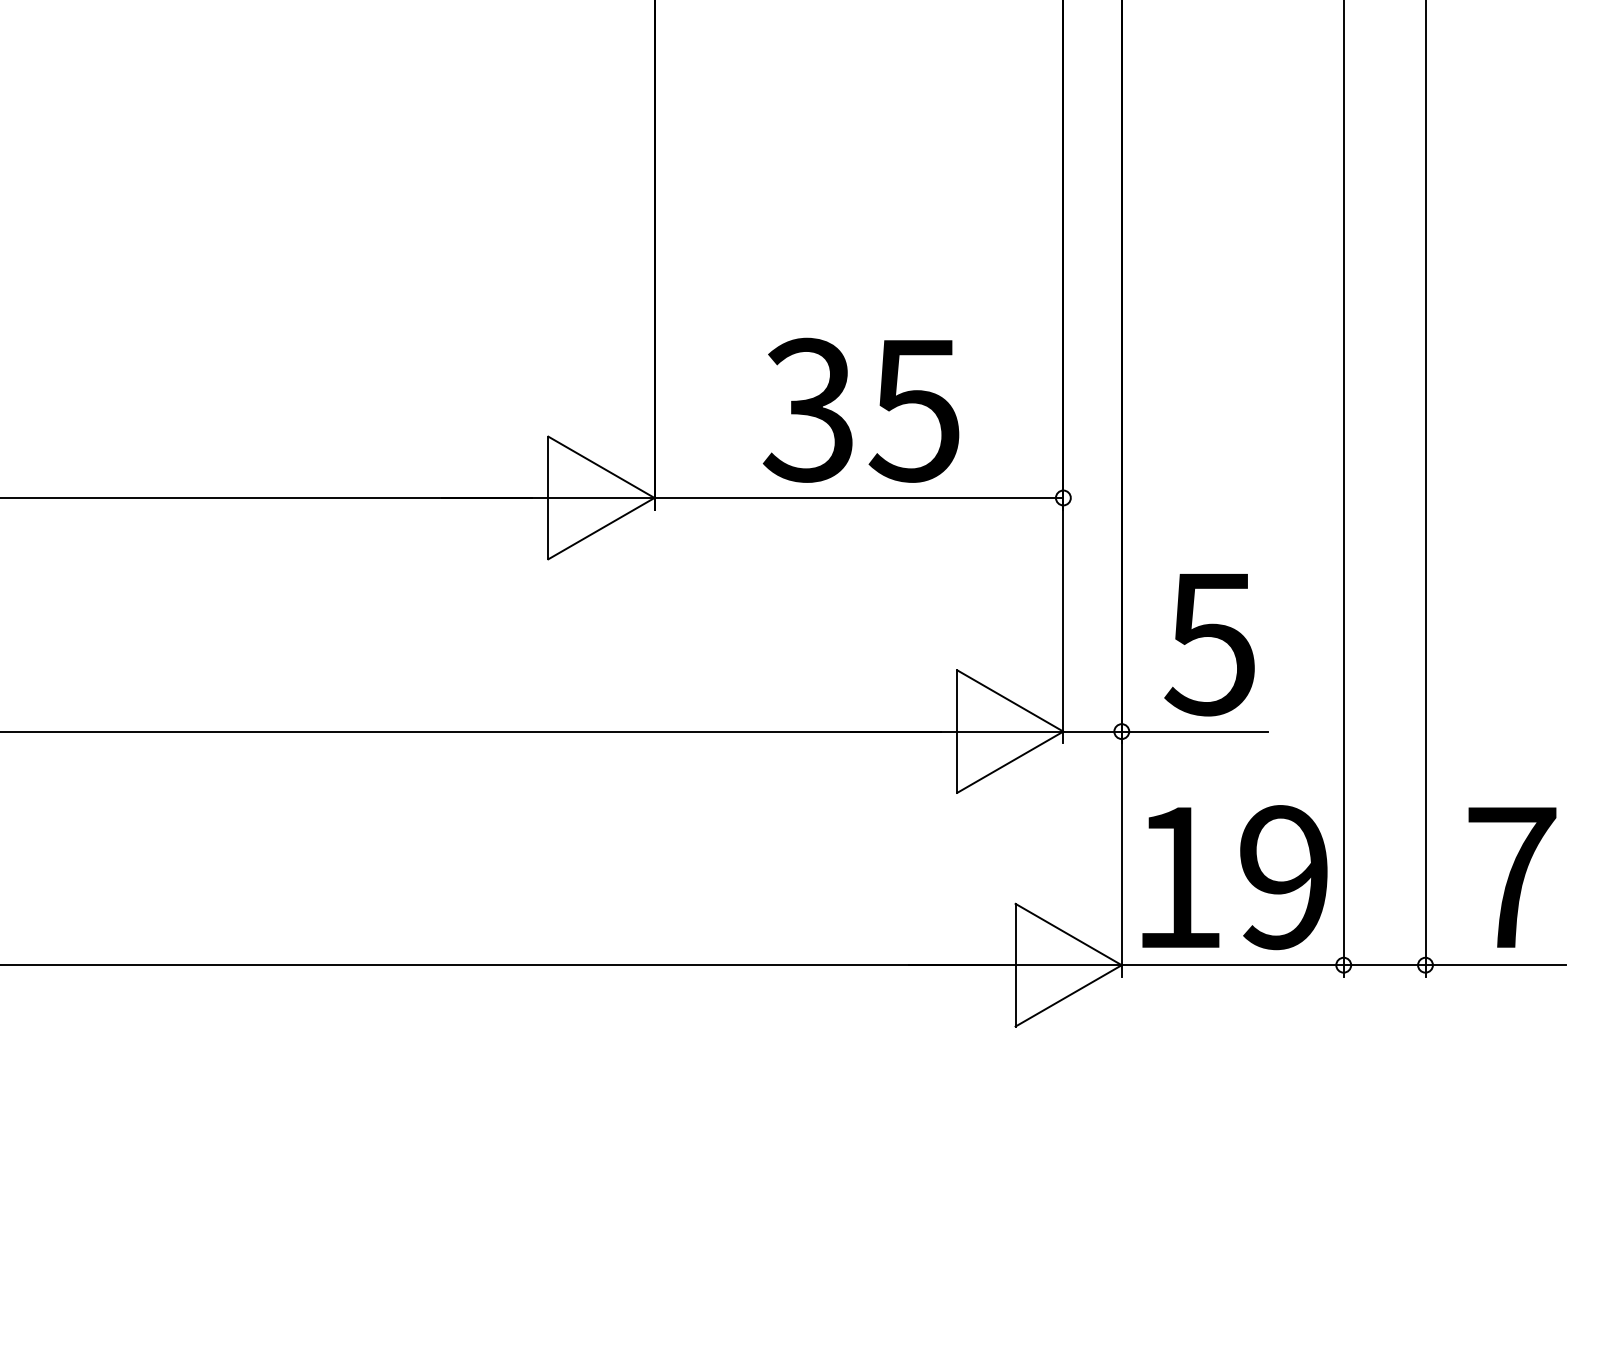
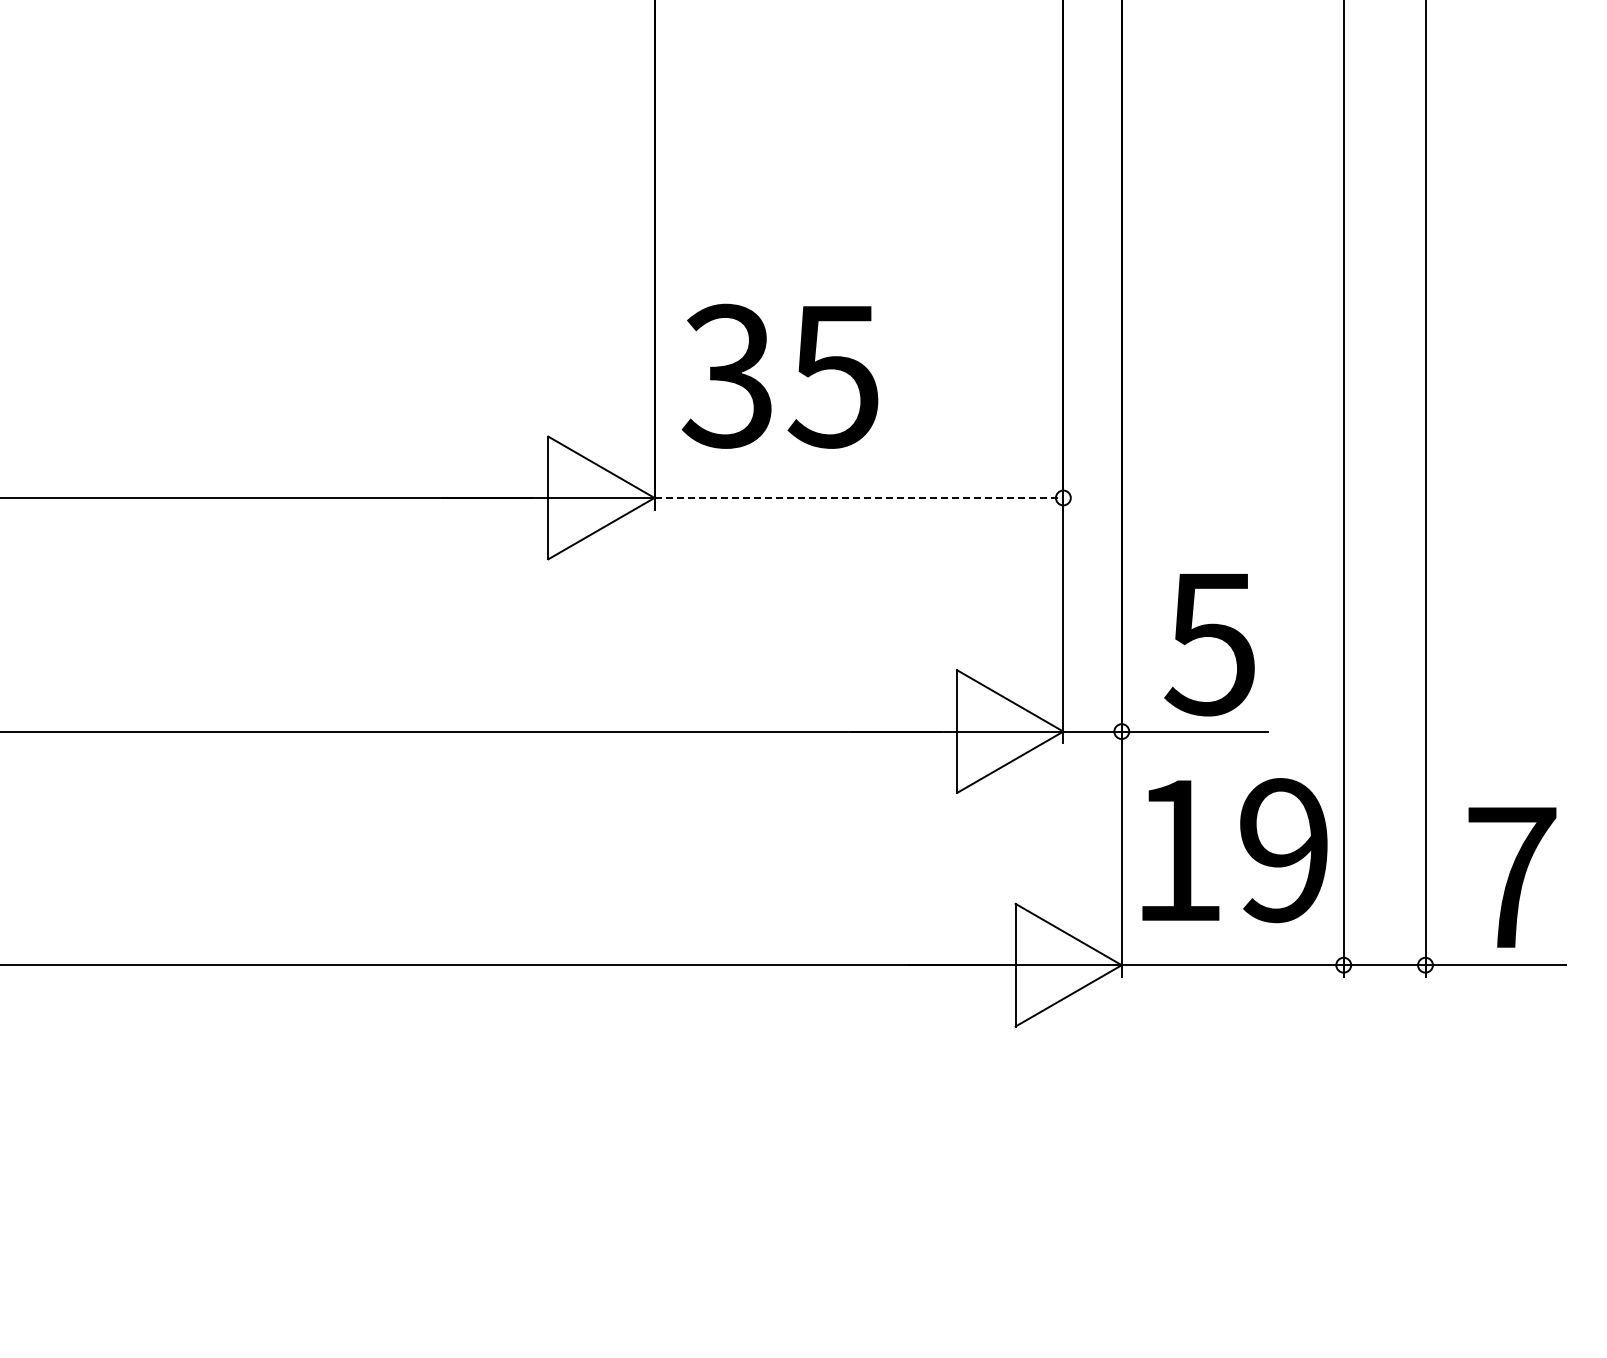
text position: (860, 409) -> (779, 375) (779, 375)
line: solid -> dashed (859, 497)
text position: (1234, 877) -> (1234, 850) (1234, 850)
